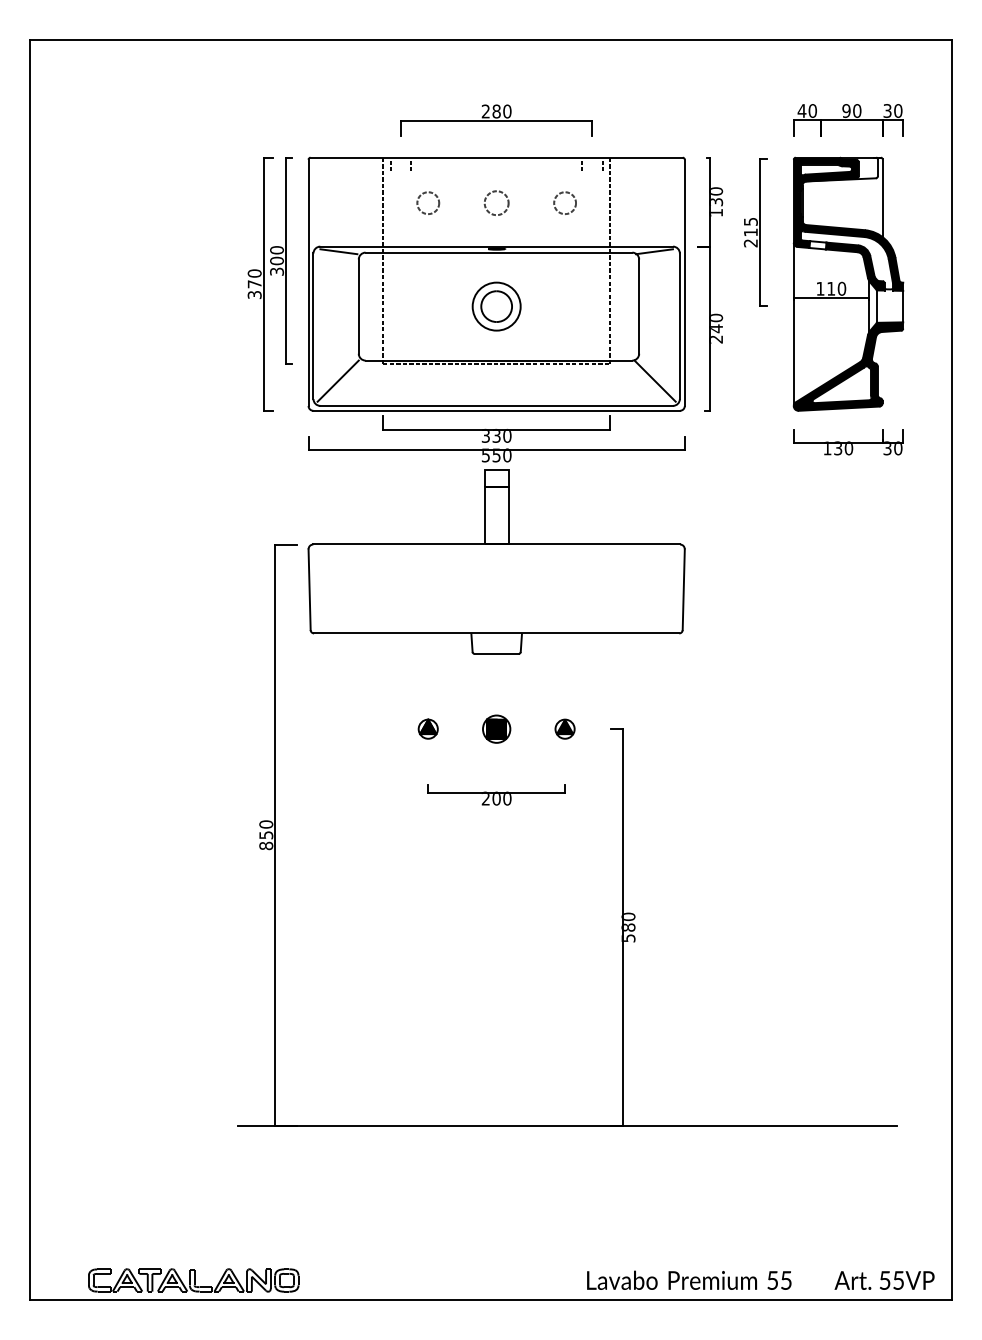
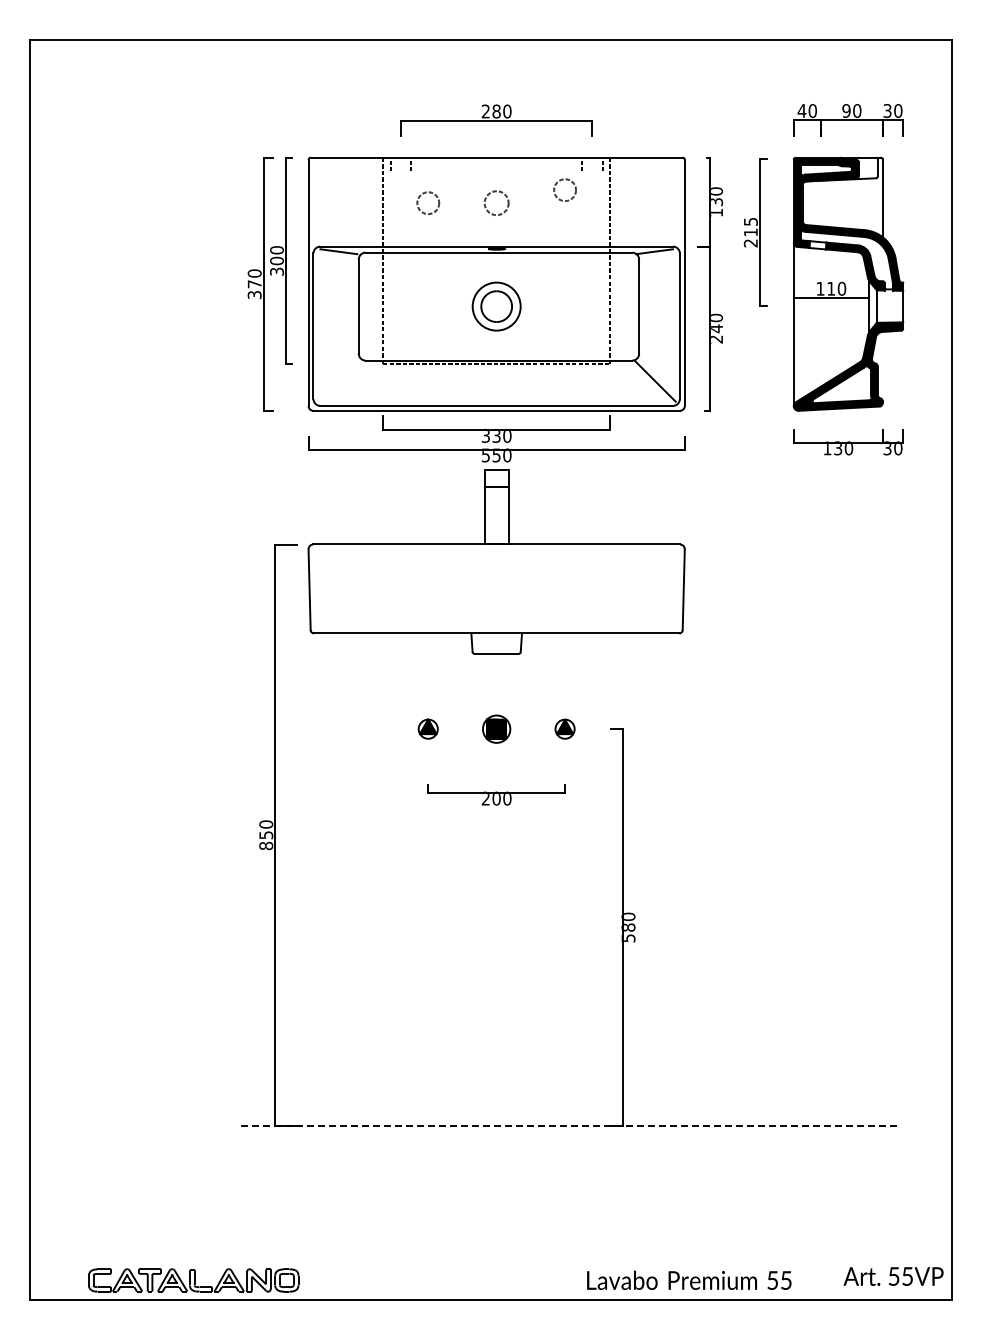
circle position: (564, 202) -> (564, 189) (564, 189)
line: present -> none (337, 380)
line: solid -> dashed (566, 1125)
text position: (884, 1280) -> (893, 1276) (893, 1276)
